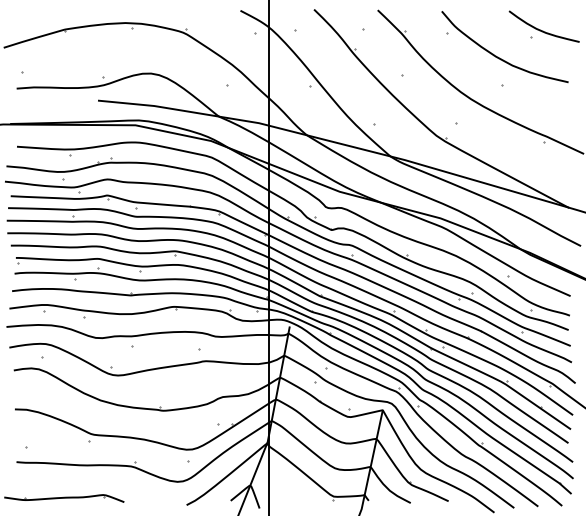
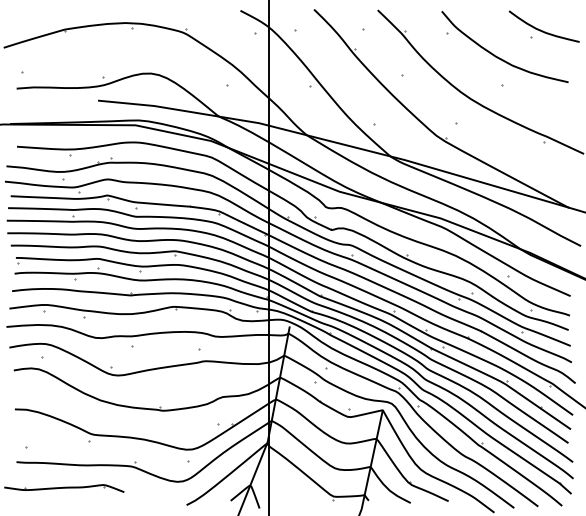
part position: (64, 498) -> (64, 488) (64, 488)
